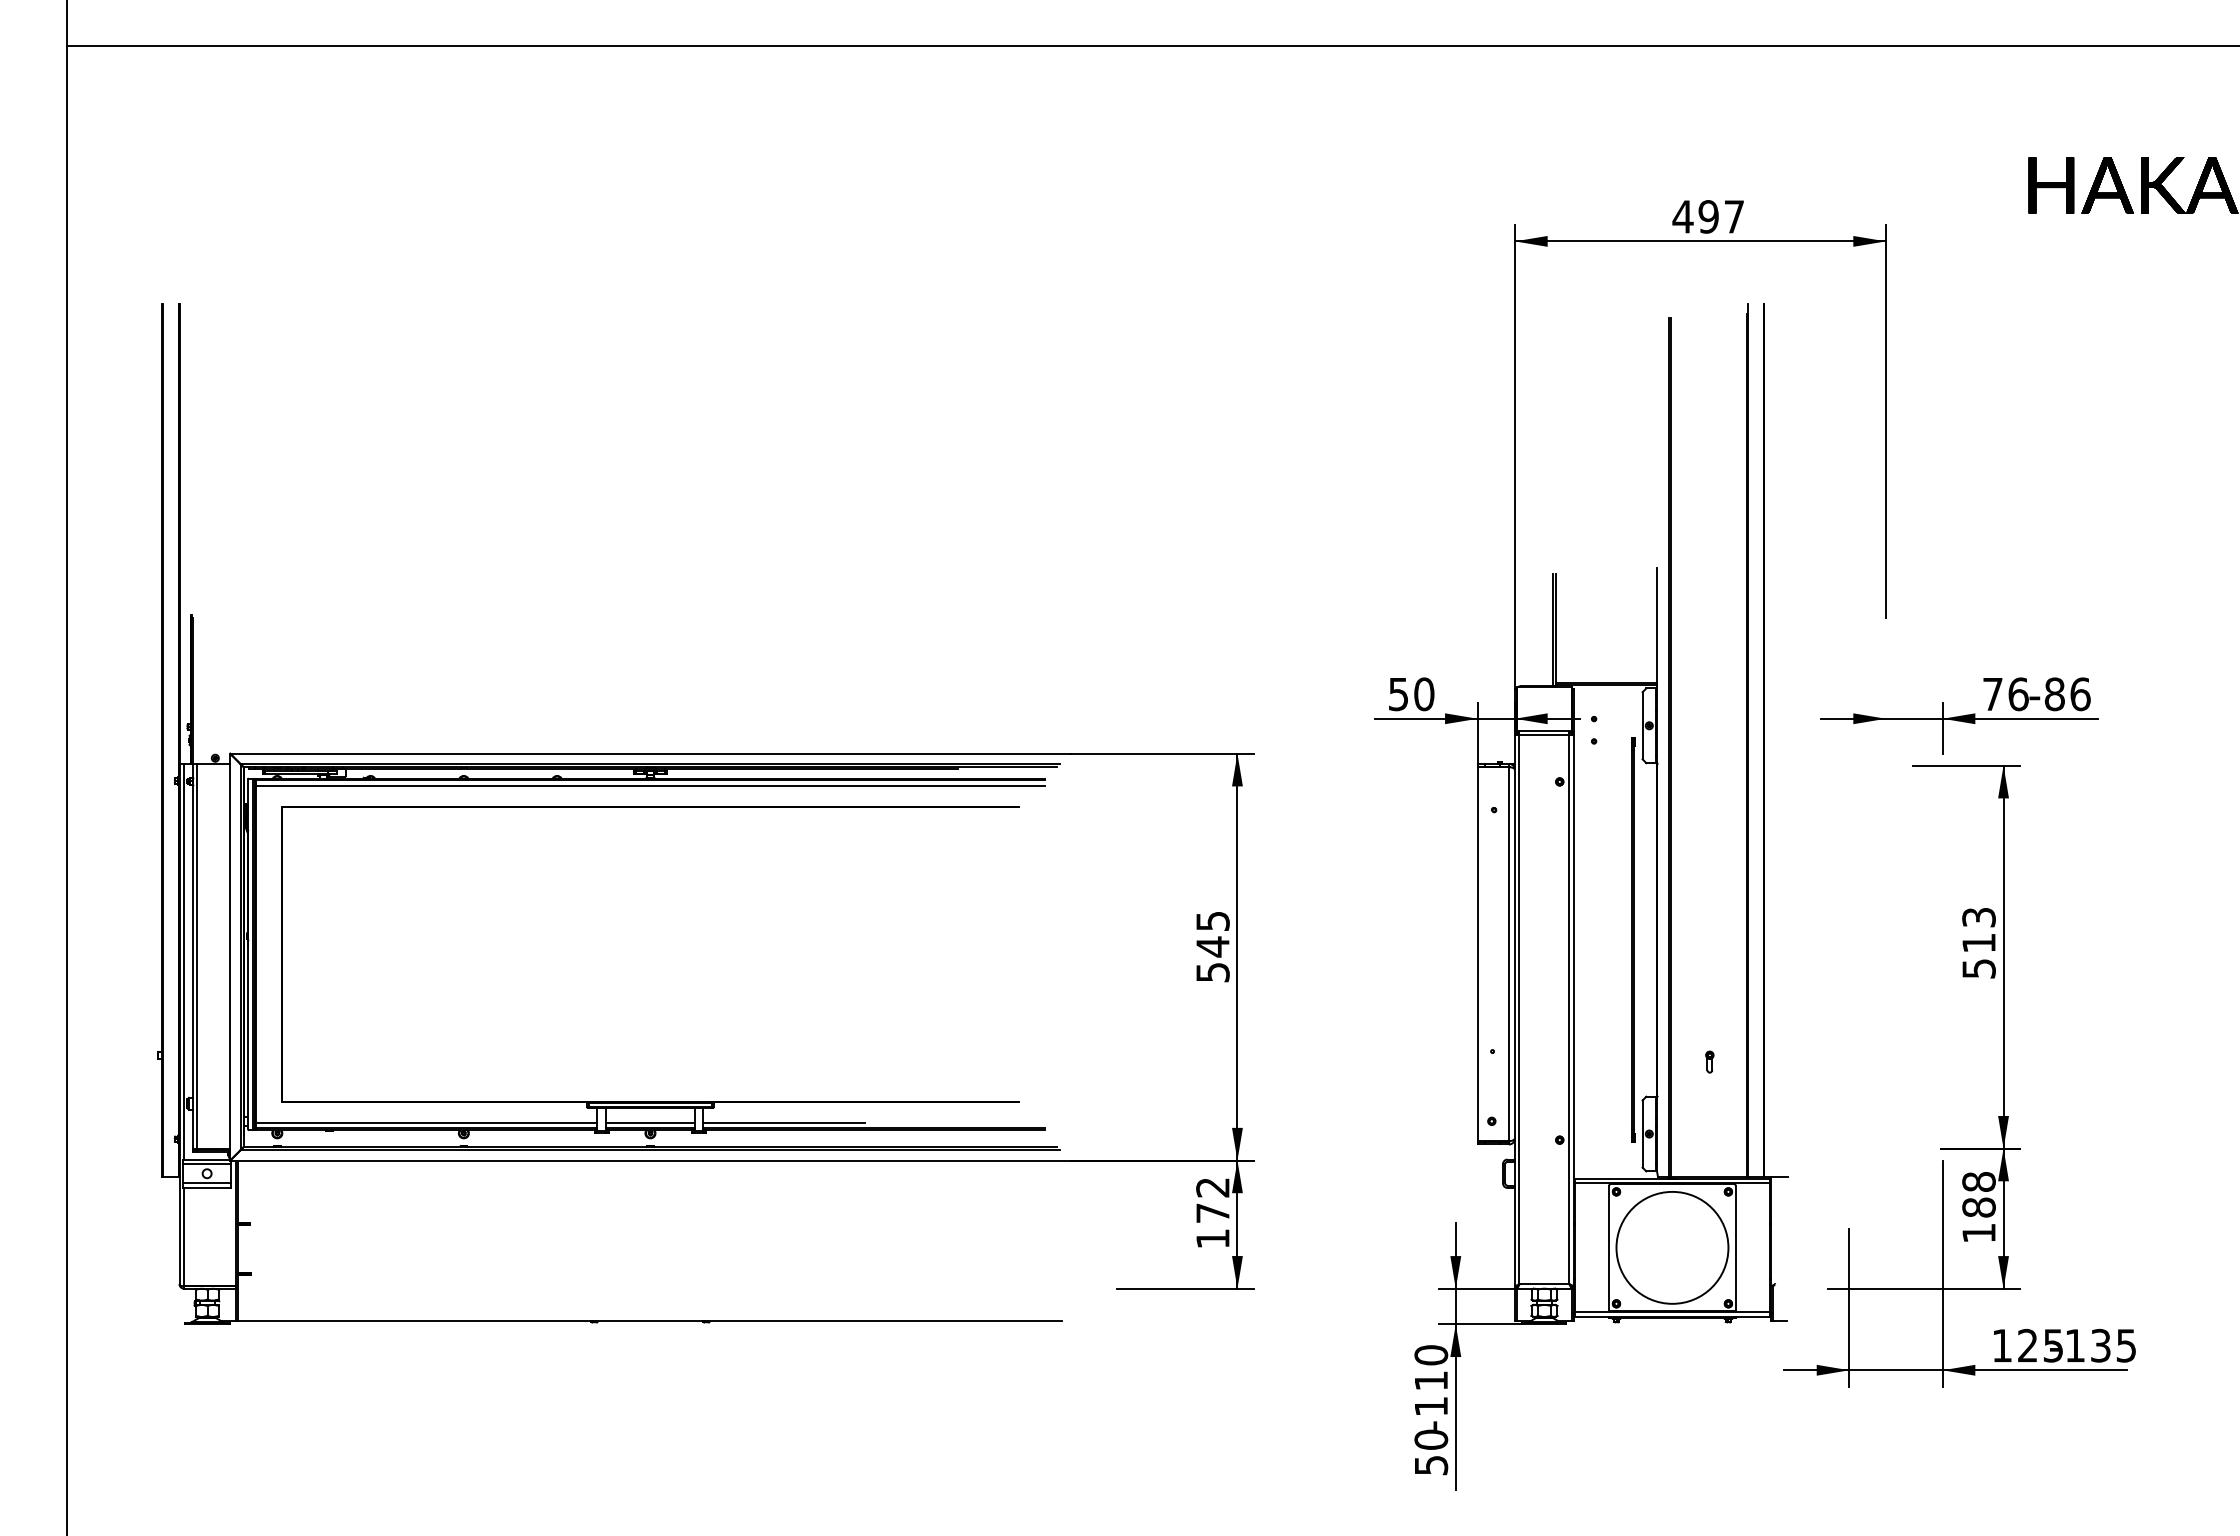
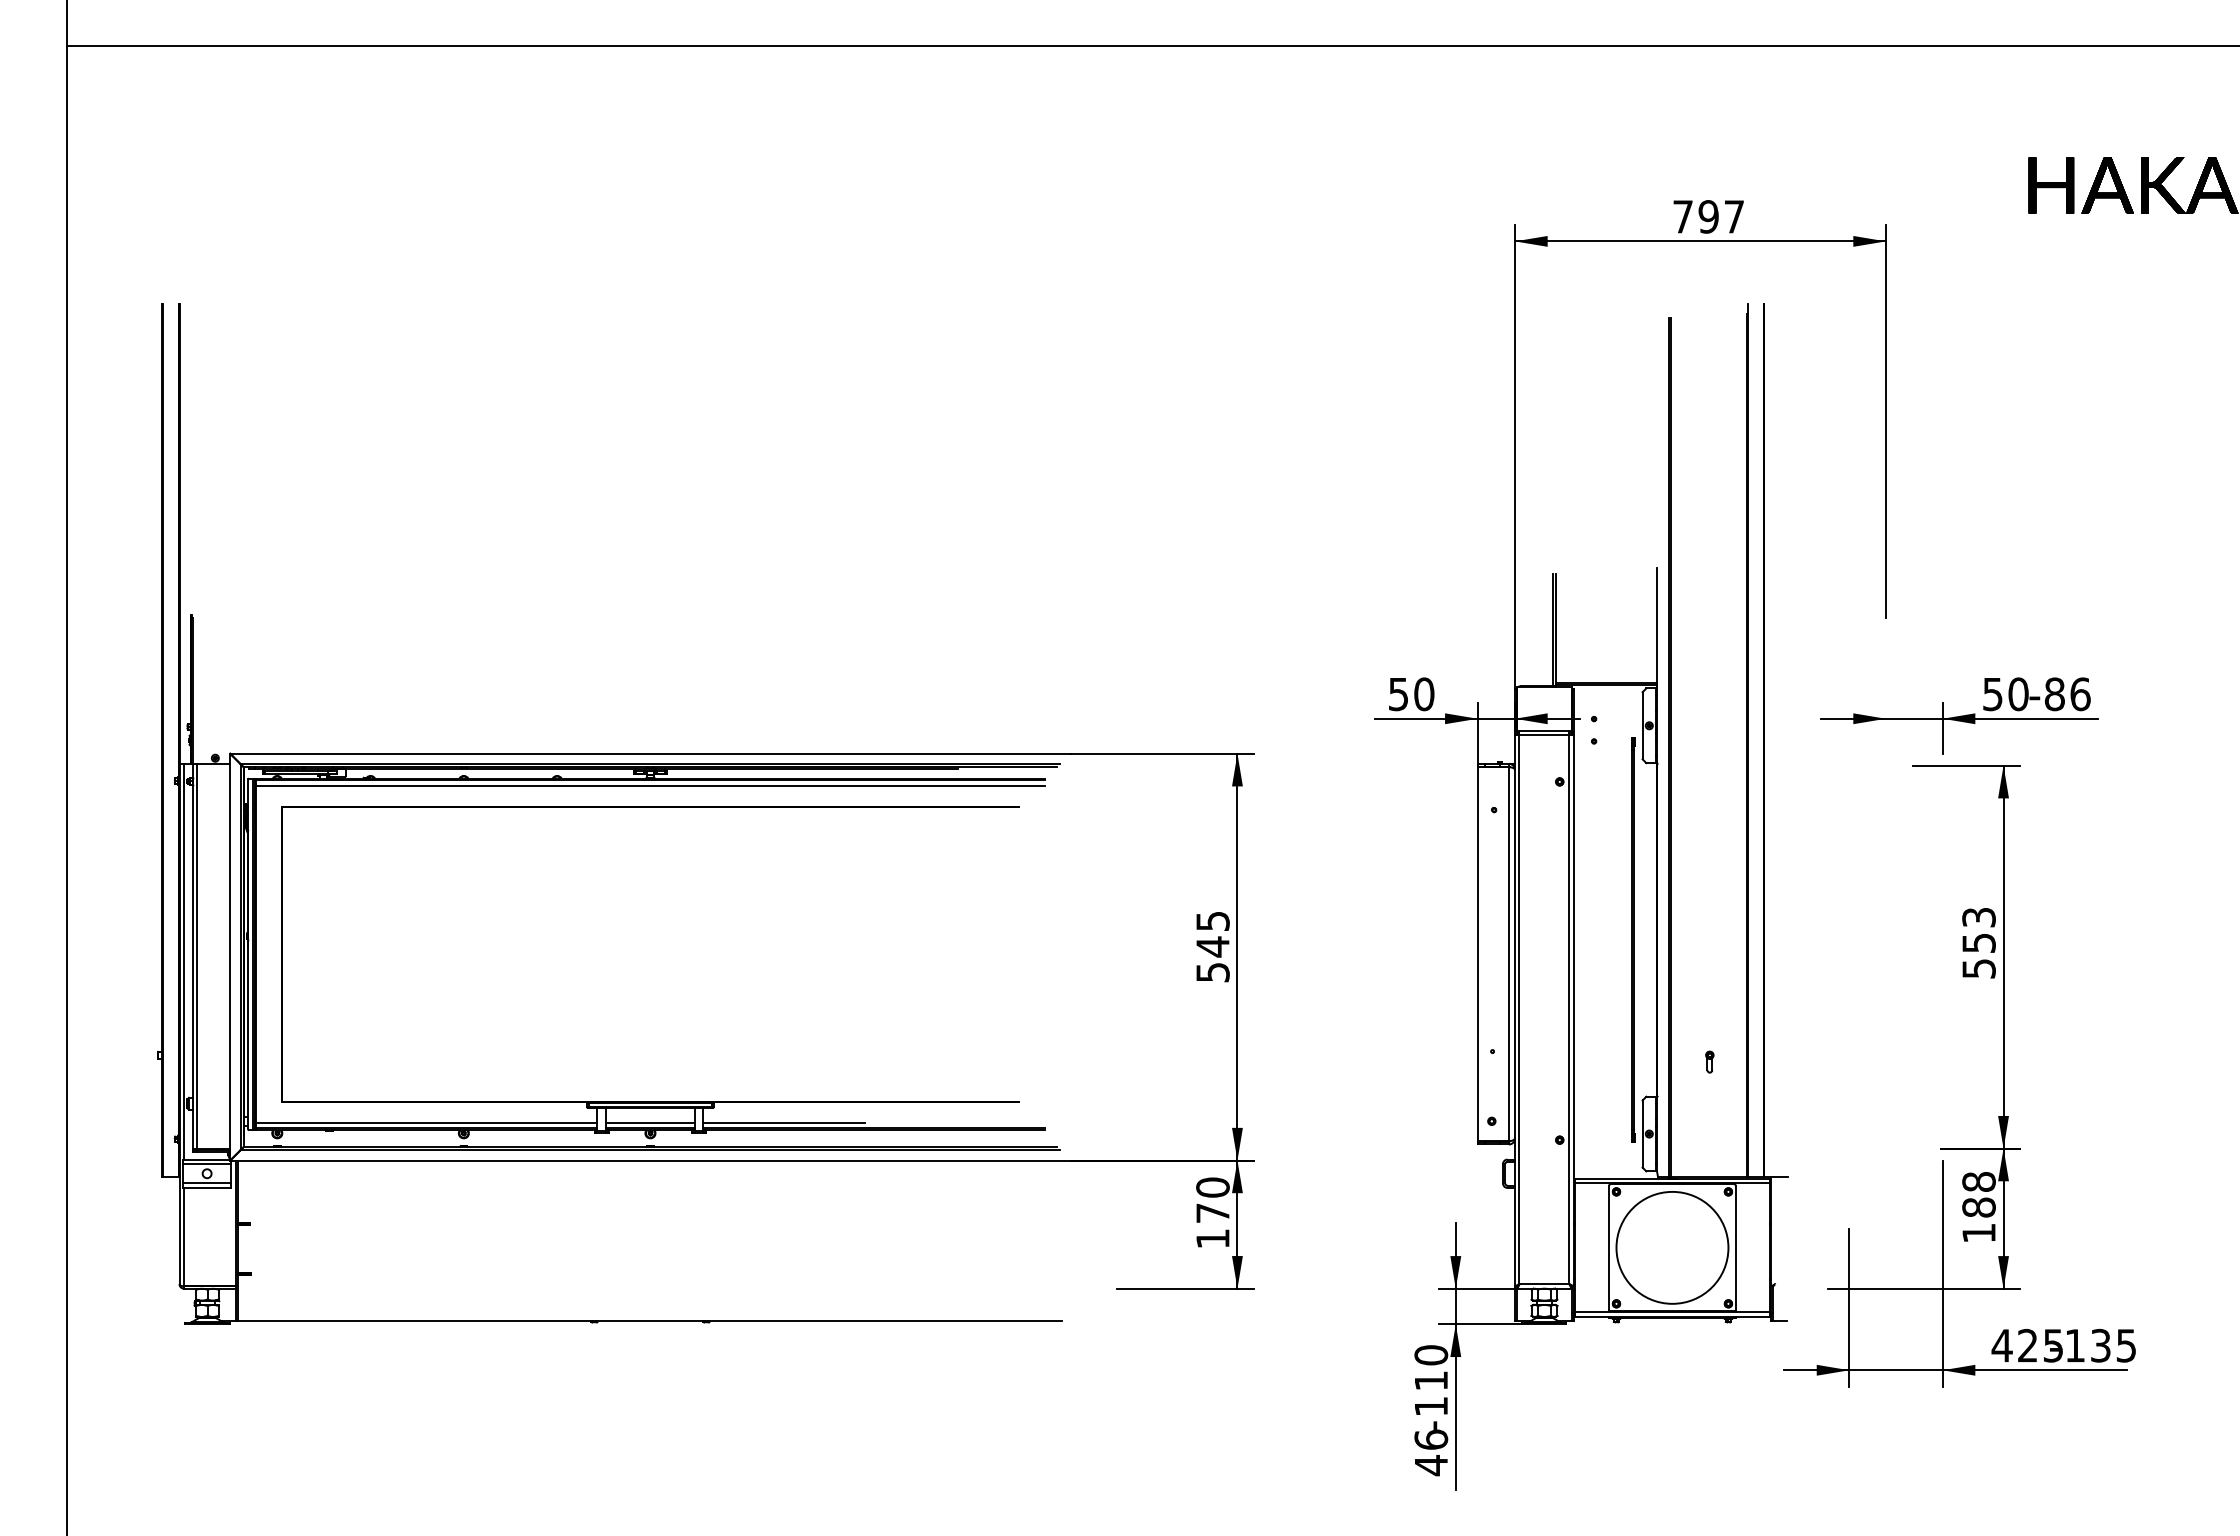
text: 497 -> 797 (1682, 216)
text: 76 -> 50 (2005, 694)
text: 513 -> 553 (1978, 943)
text: 172 -> 170 (1212, 1187)
text: 125 -> 425 (2001, 1345)
text: 50 -> 46 (1431, 1452)
